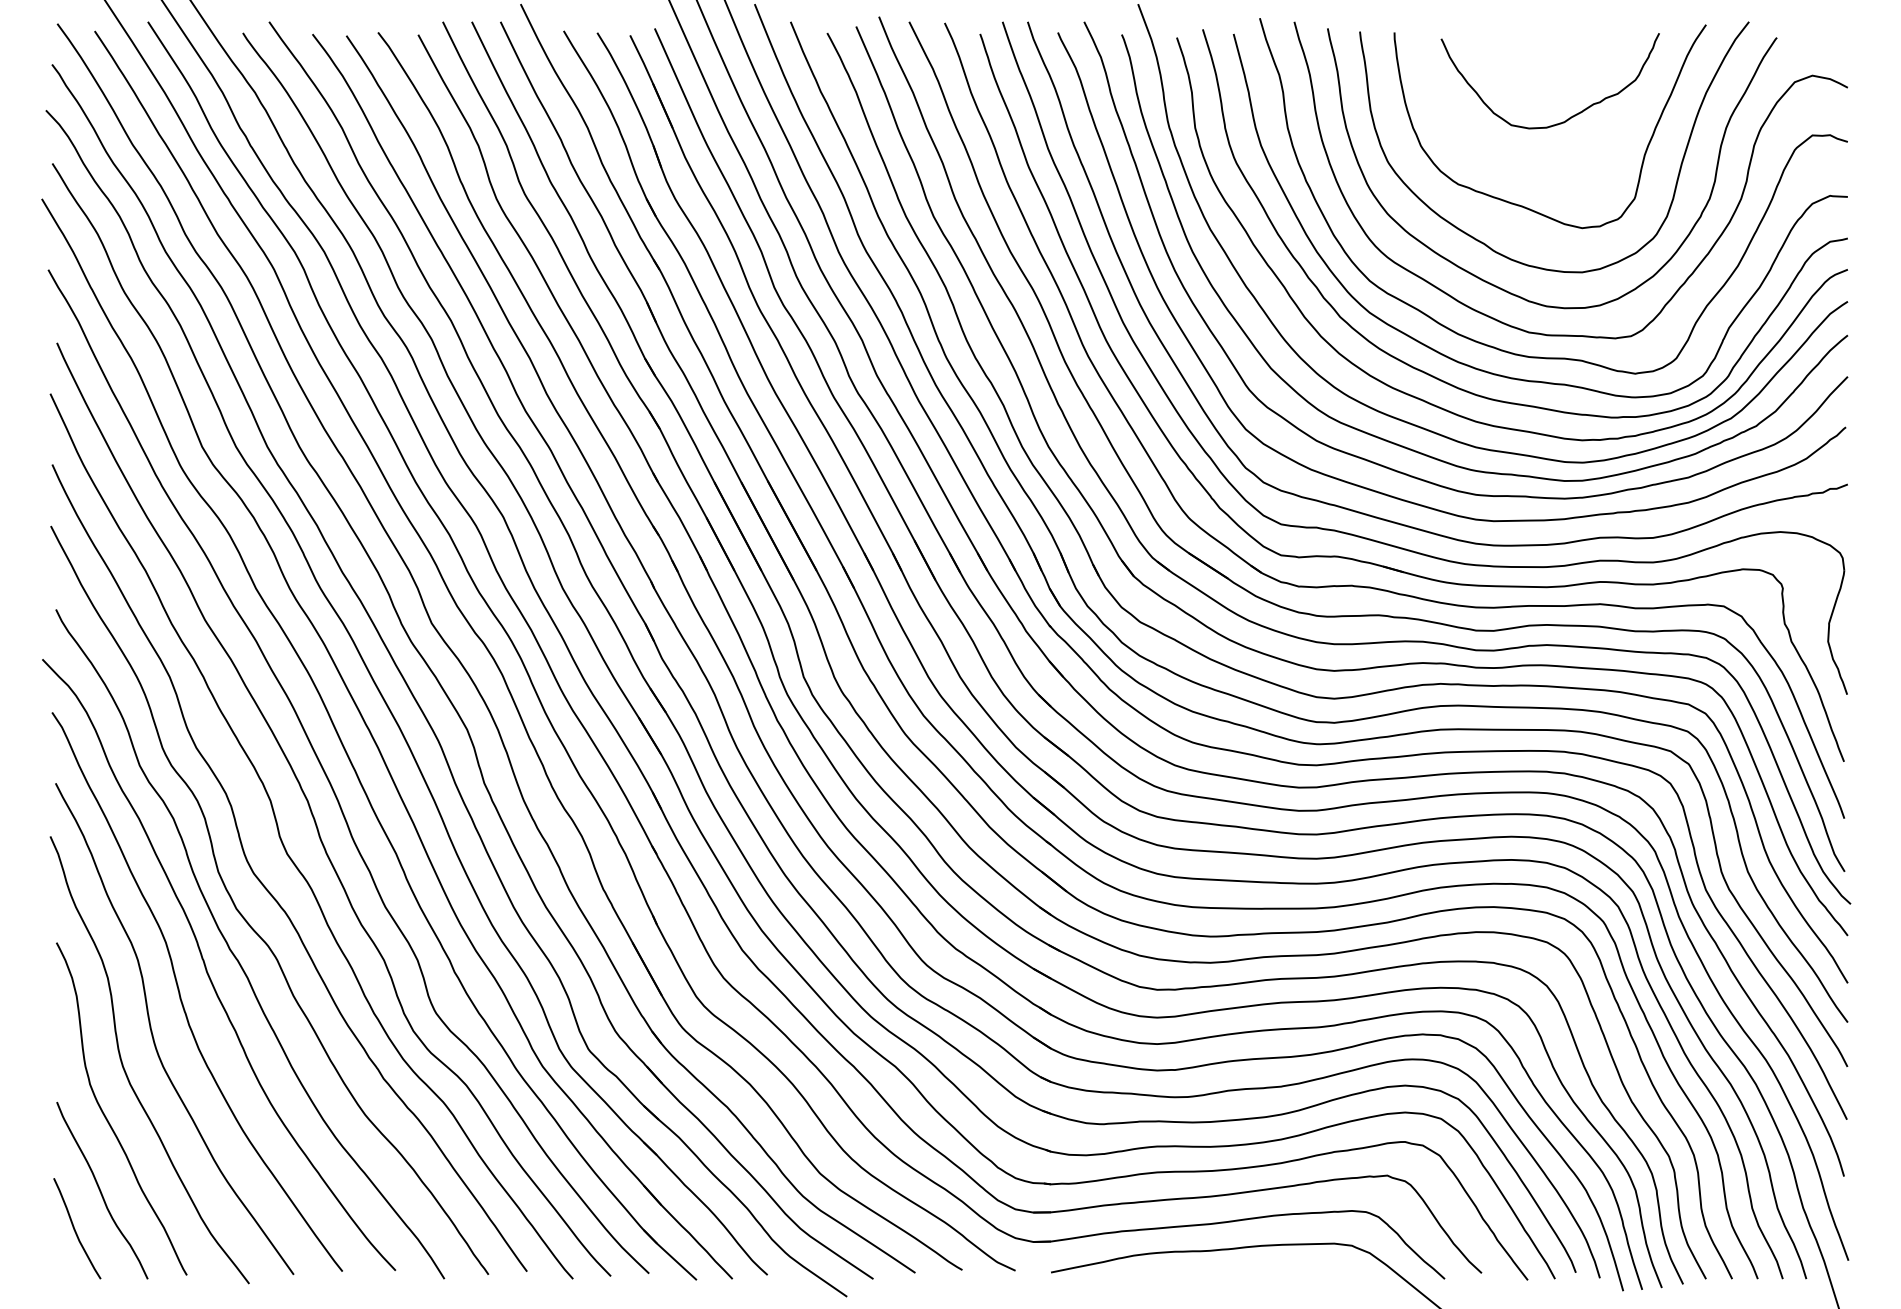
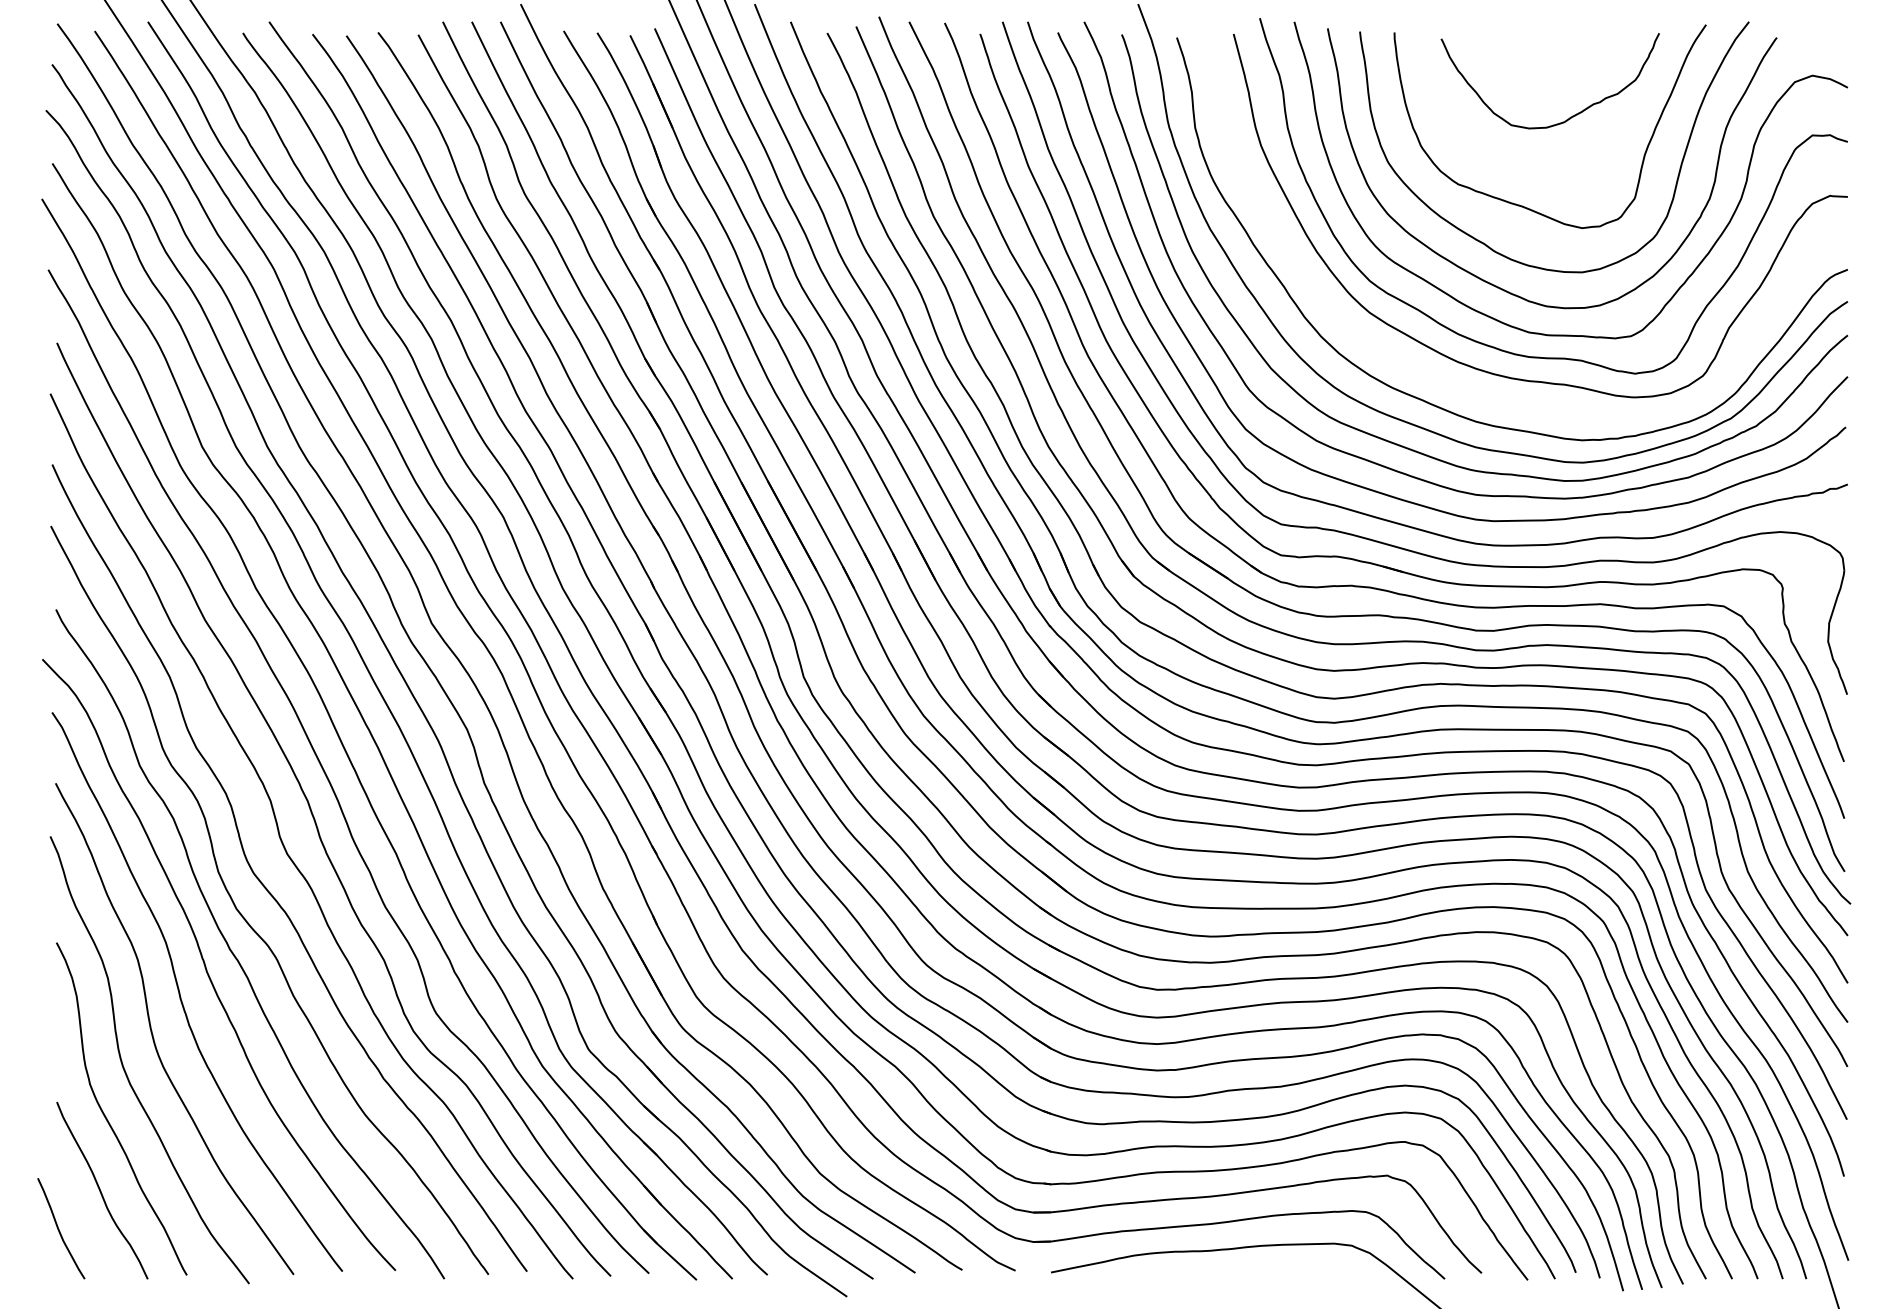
curve: present -> none (1446, 381)
curve position: (75, 1229) -> (59, 1229) (59, 1229)
